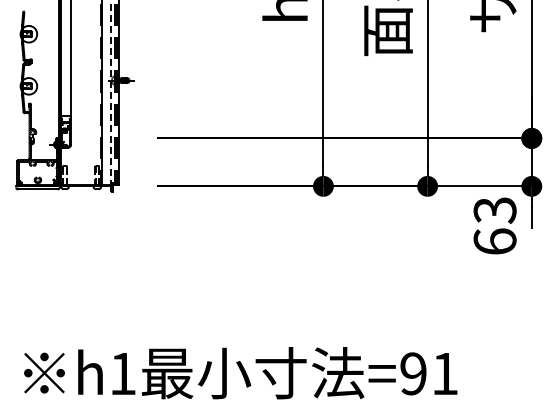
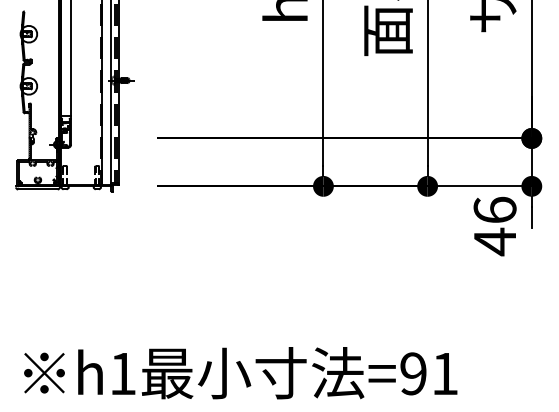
line: dashed -> solid (110, 92)
text: 63 -> 46 (494, 226)
